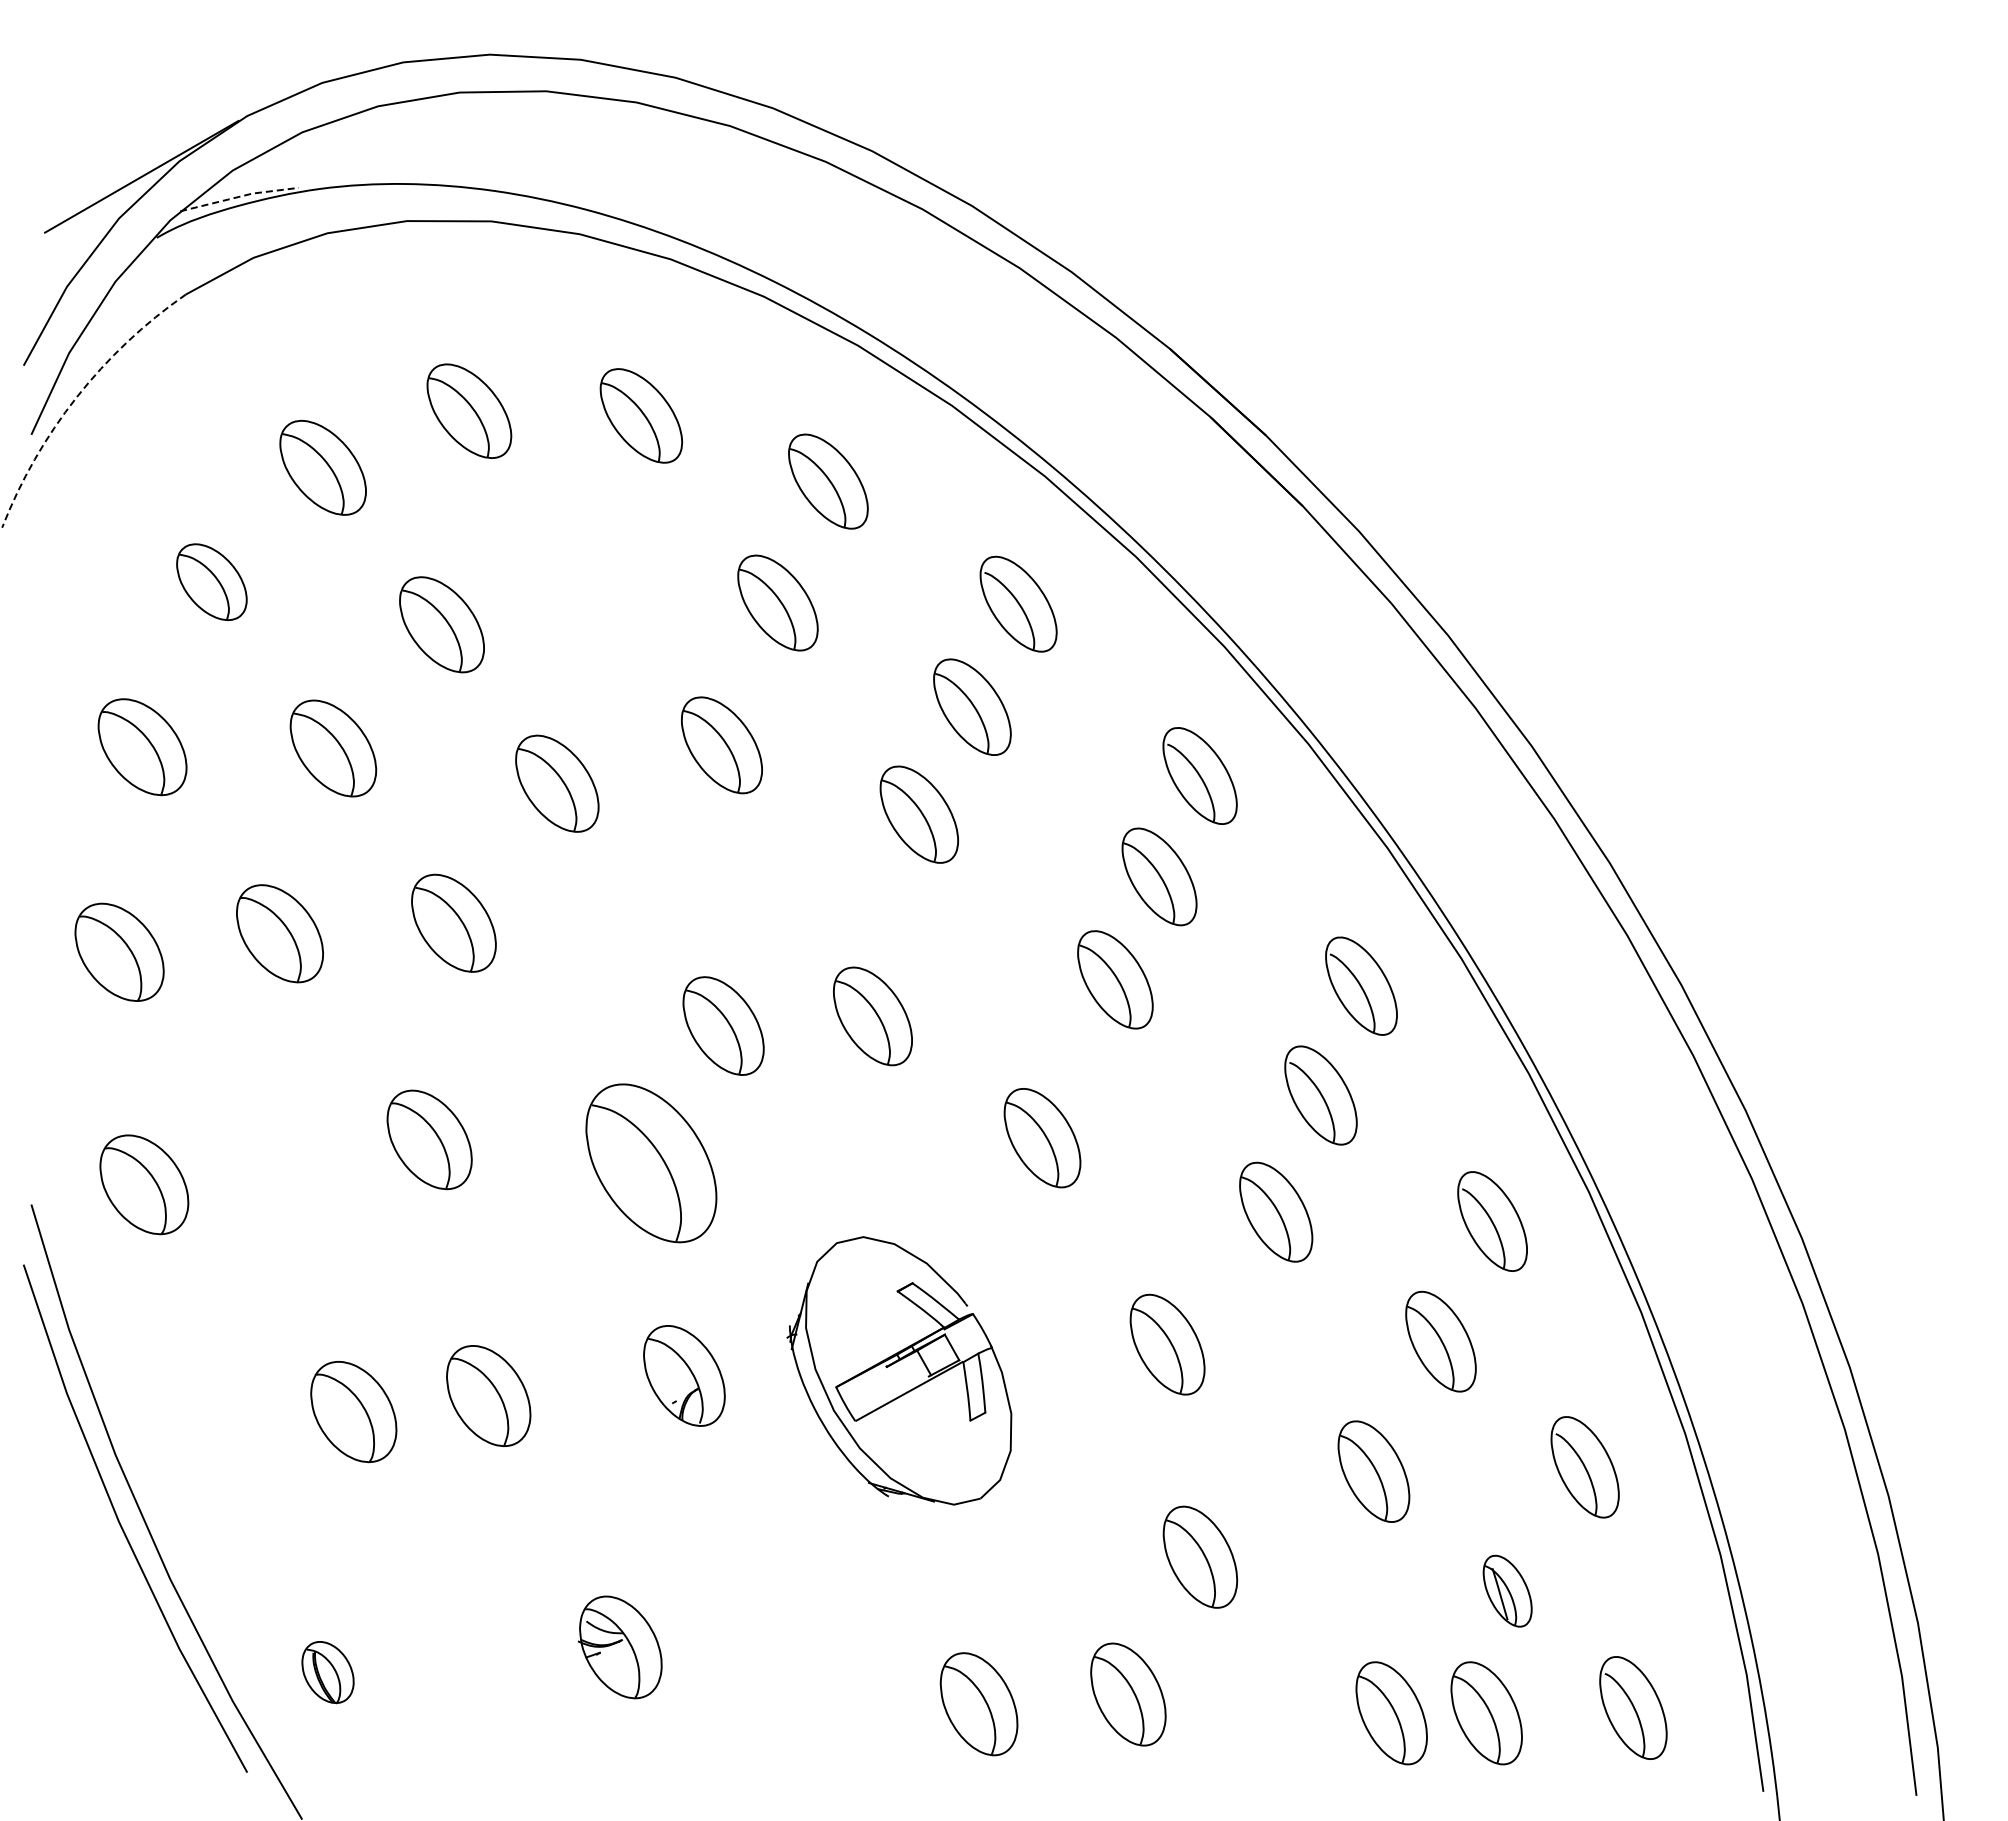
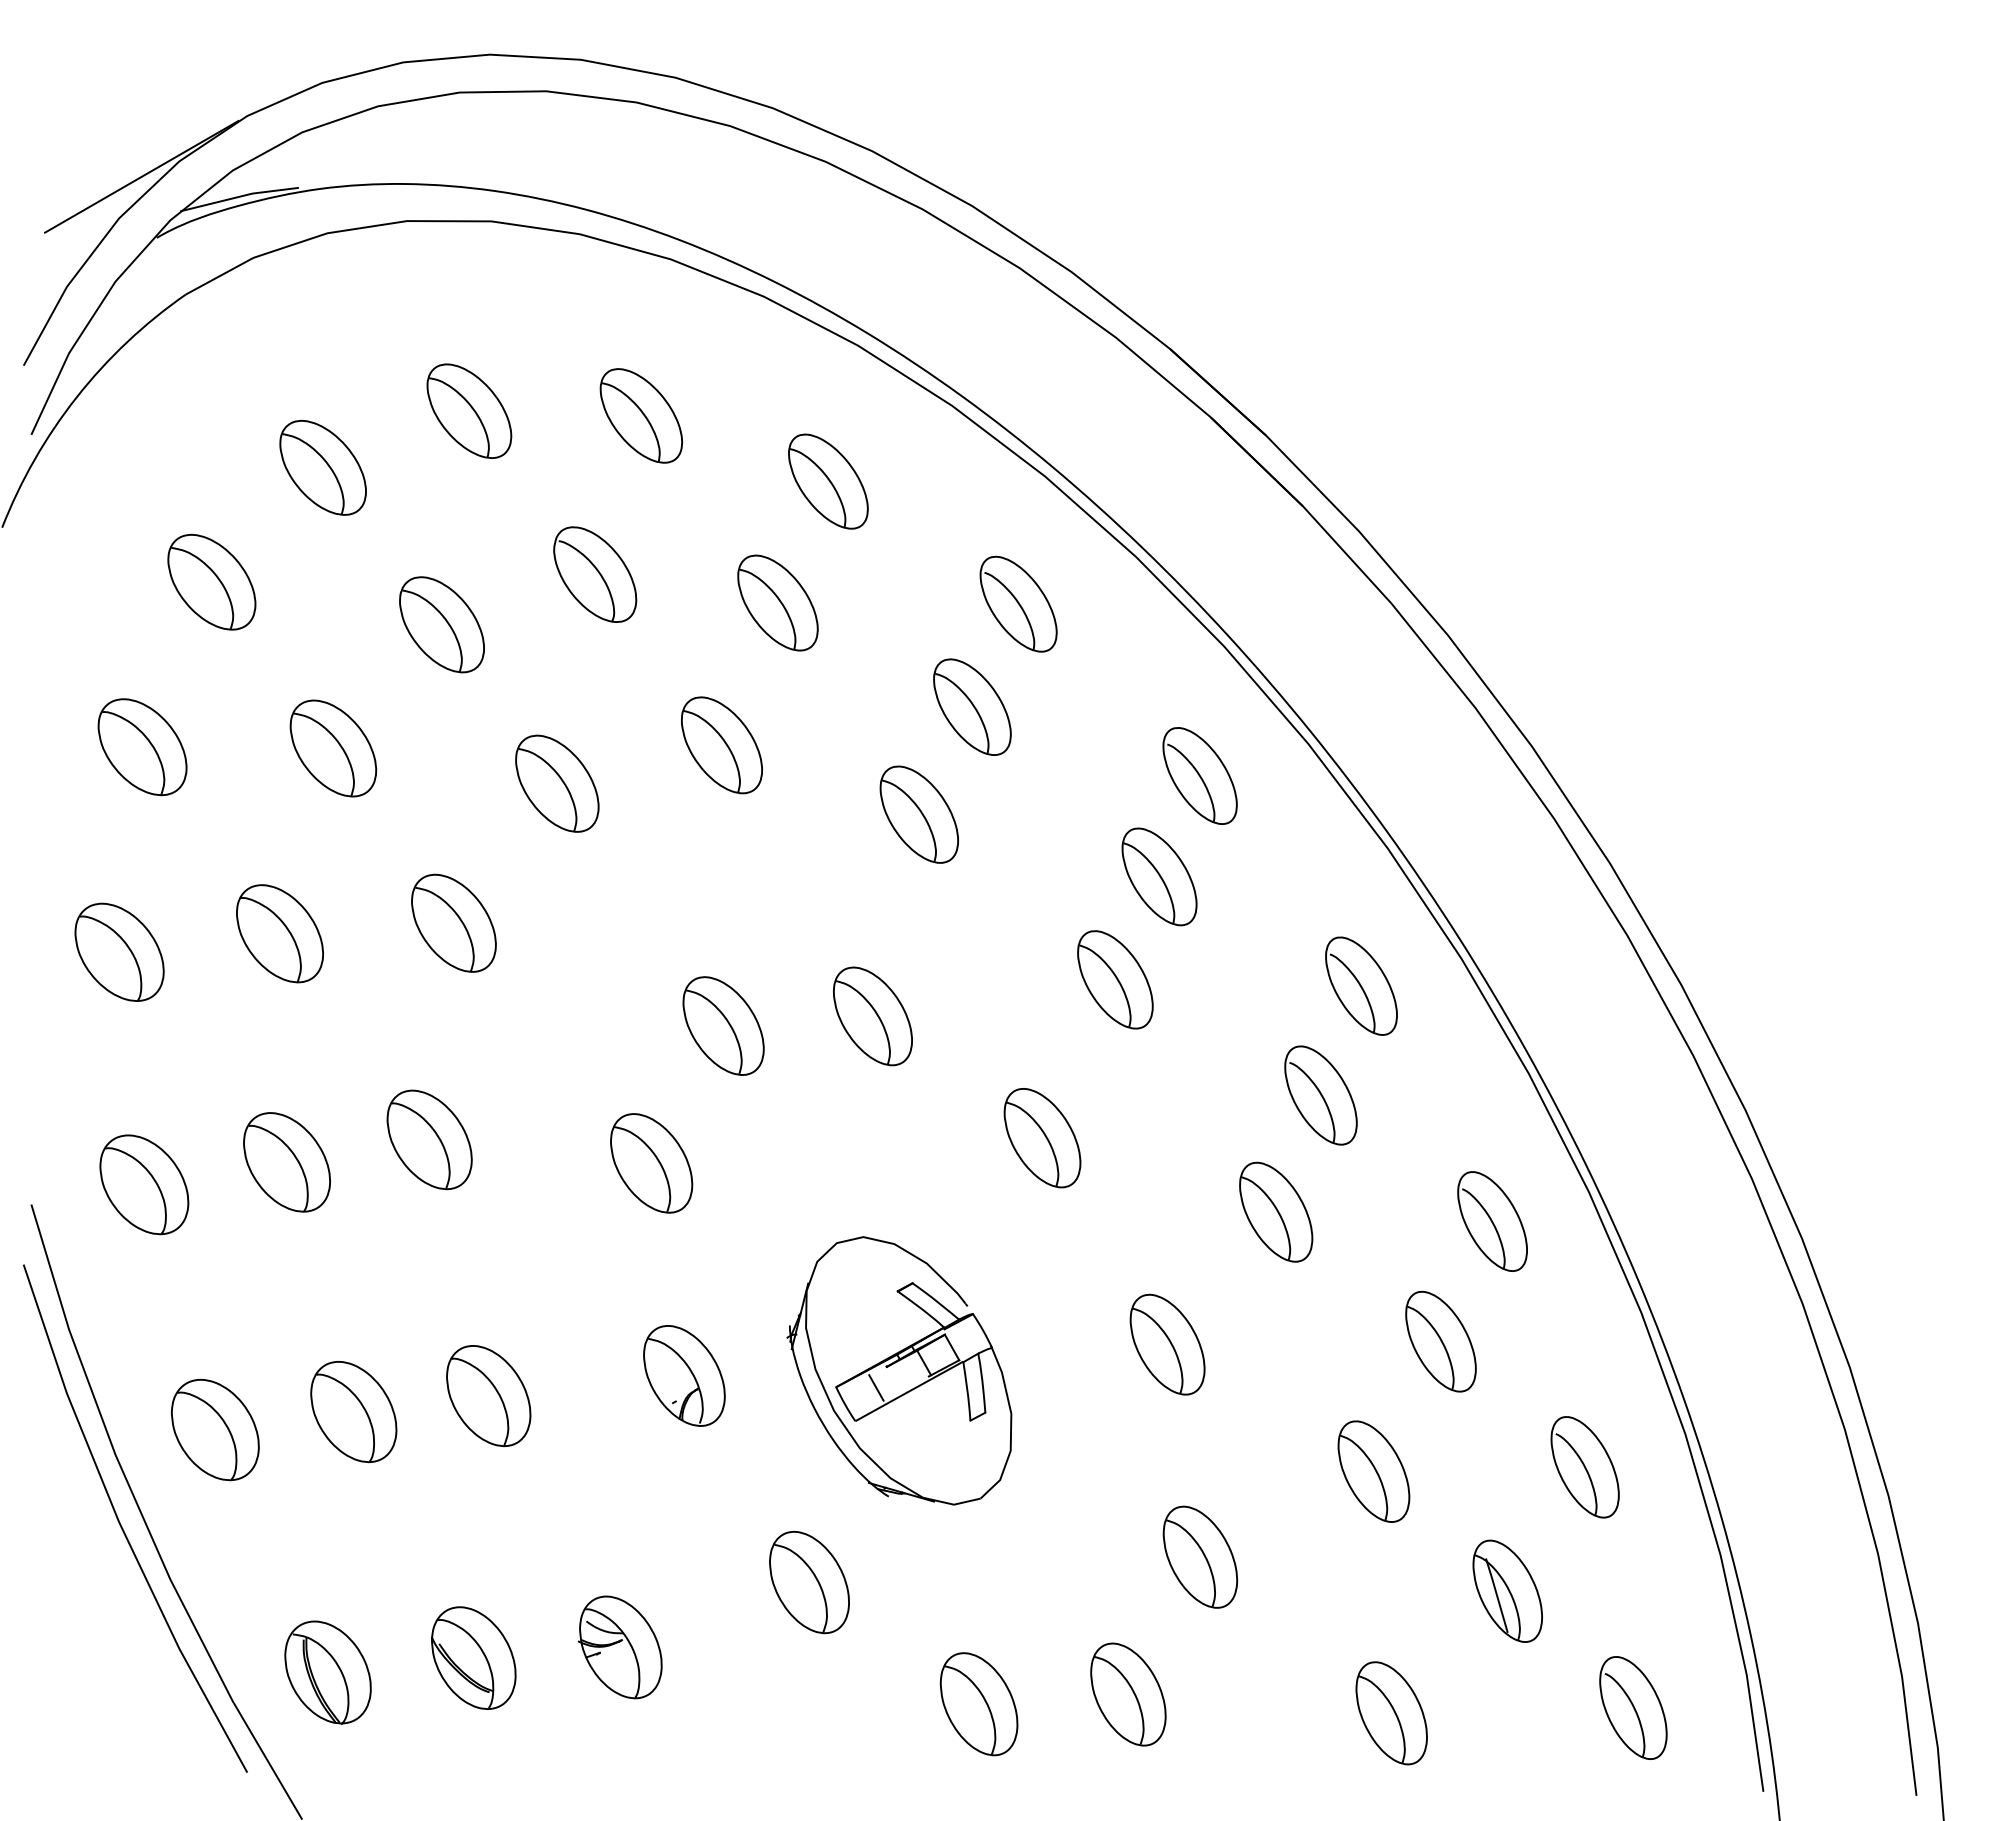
line: dashed -> solid (239, 196)
arc: dashed -> solid (76, 397)
part: none -> present (595, 574)
part size: 72x78 px -> 90x98 px (211, 581)
part: none -> present (286, 1162)
part size: 133x161 px -> 84x101 px (651, 1163)
line: none -> present (876, 1387)
part: none -> present (214, 1429)
part: none -> present (809, 1582)
part size: 51x74 px -> 71x104 px (1507, 1590)
part: none -> present (473, 1657)
part size: 54x64 px -> 88x105 px (327, 1672)
part: present -> none (1486, 1713)
